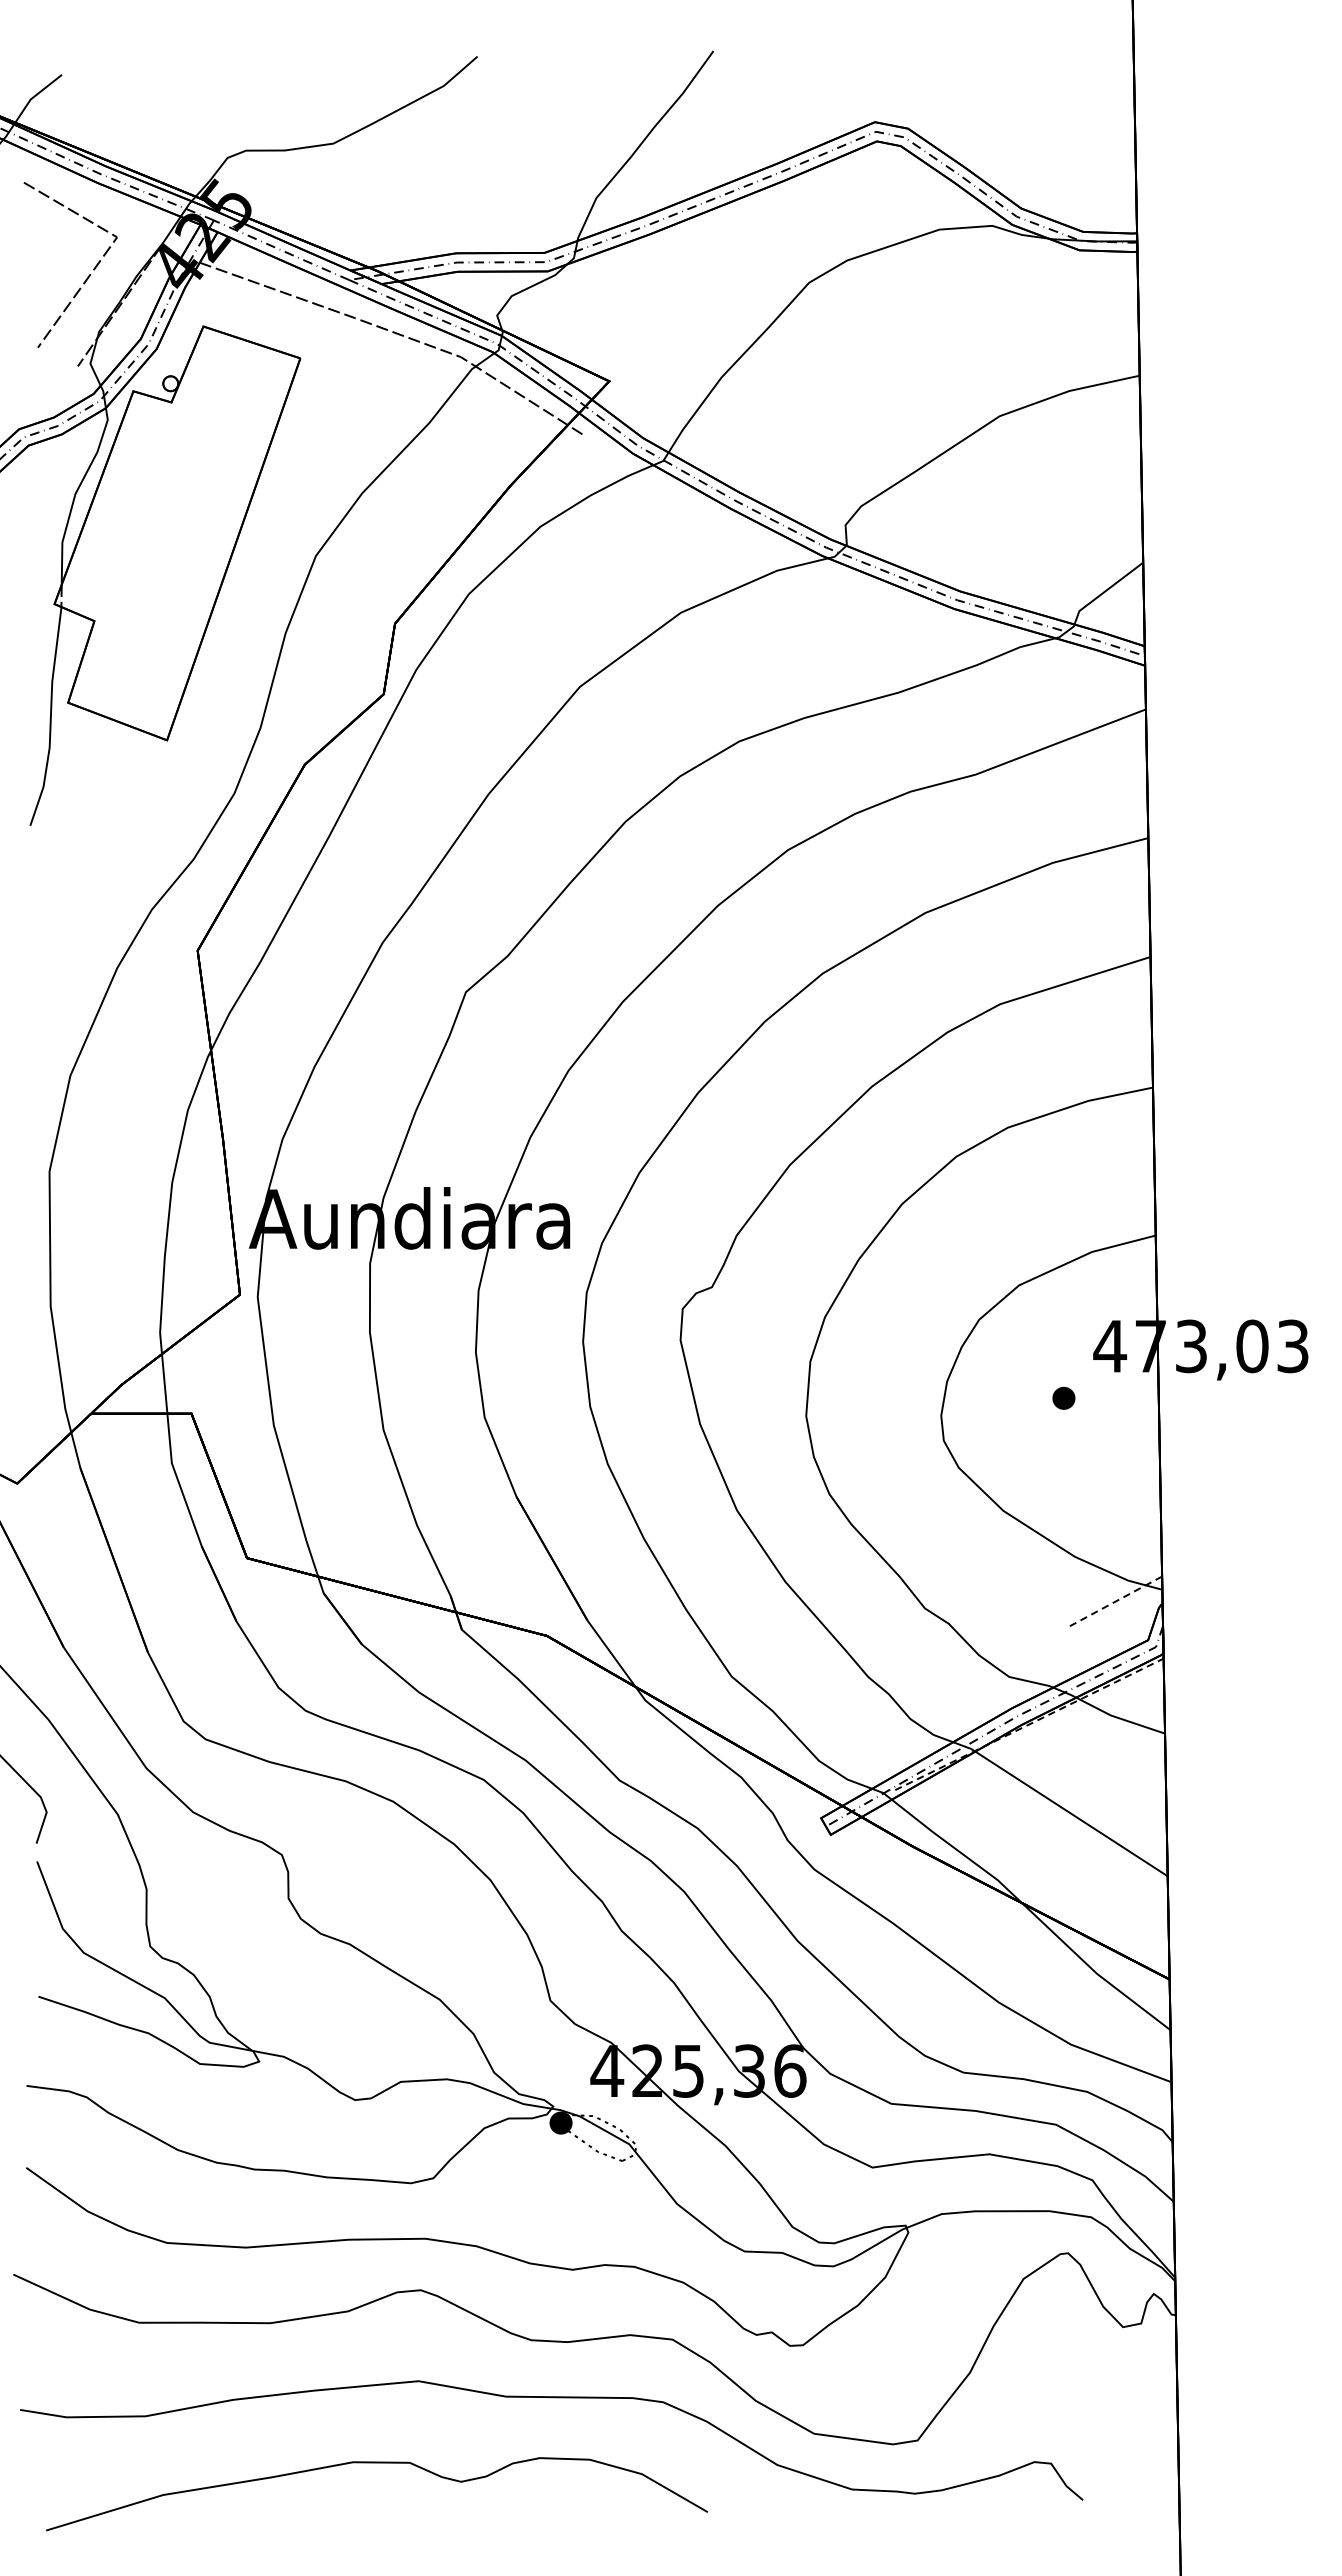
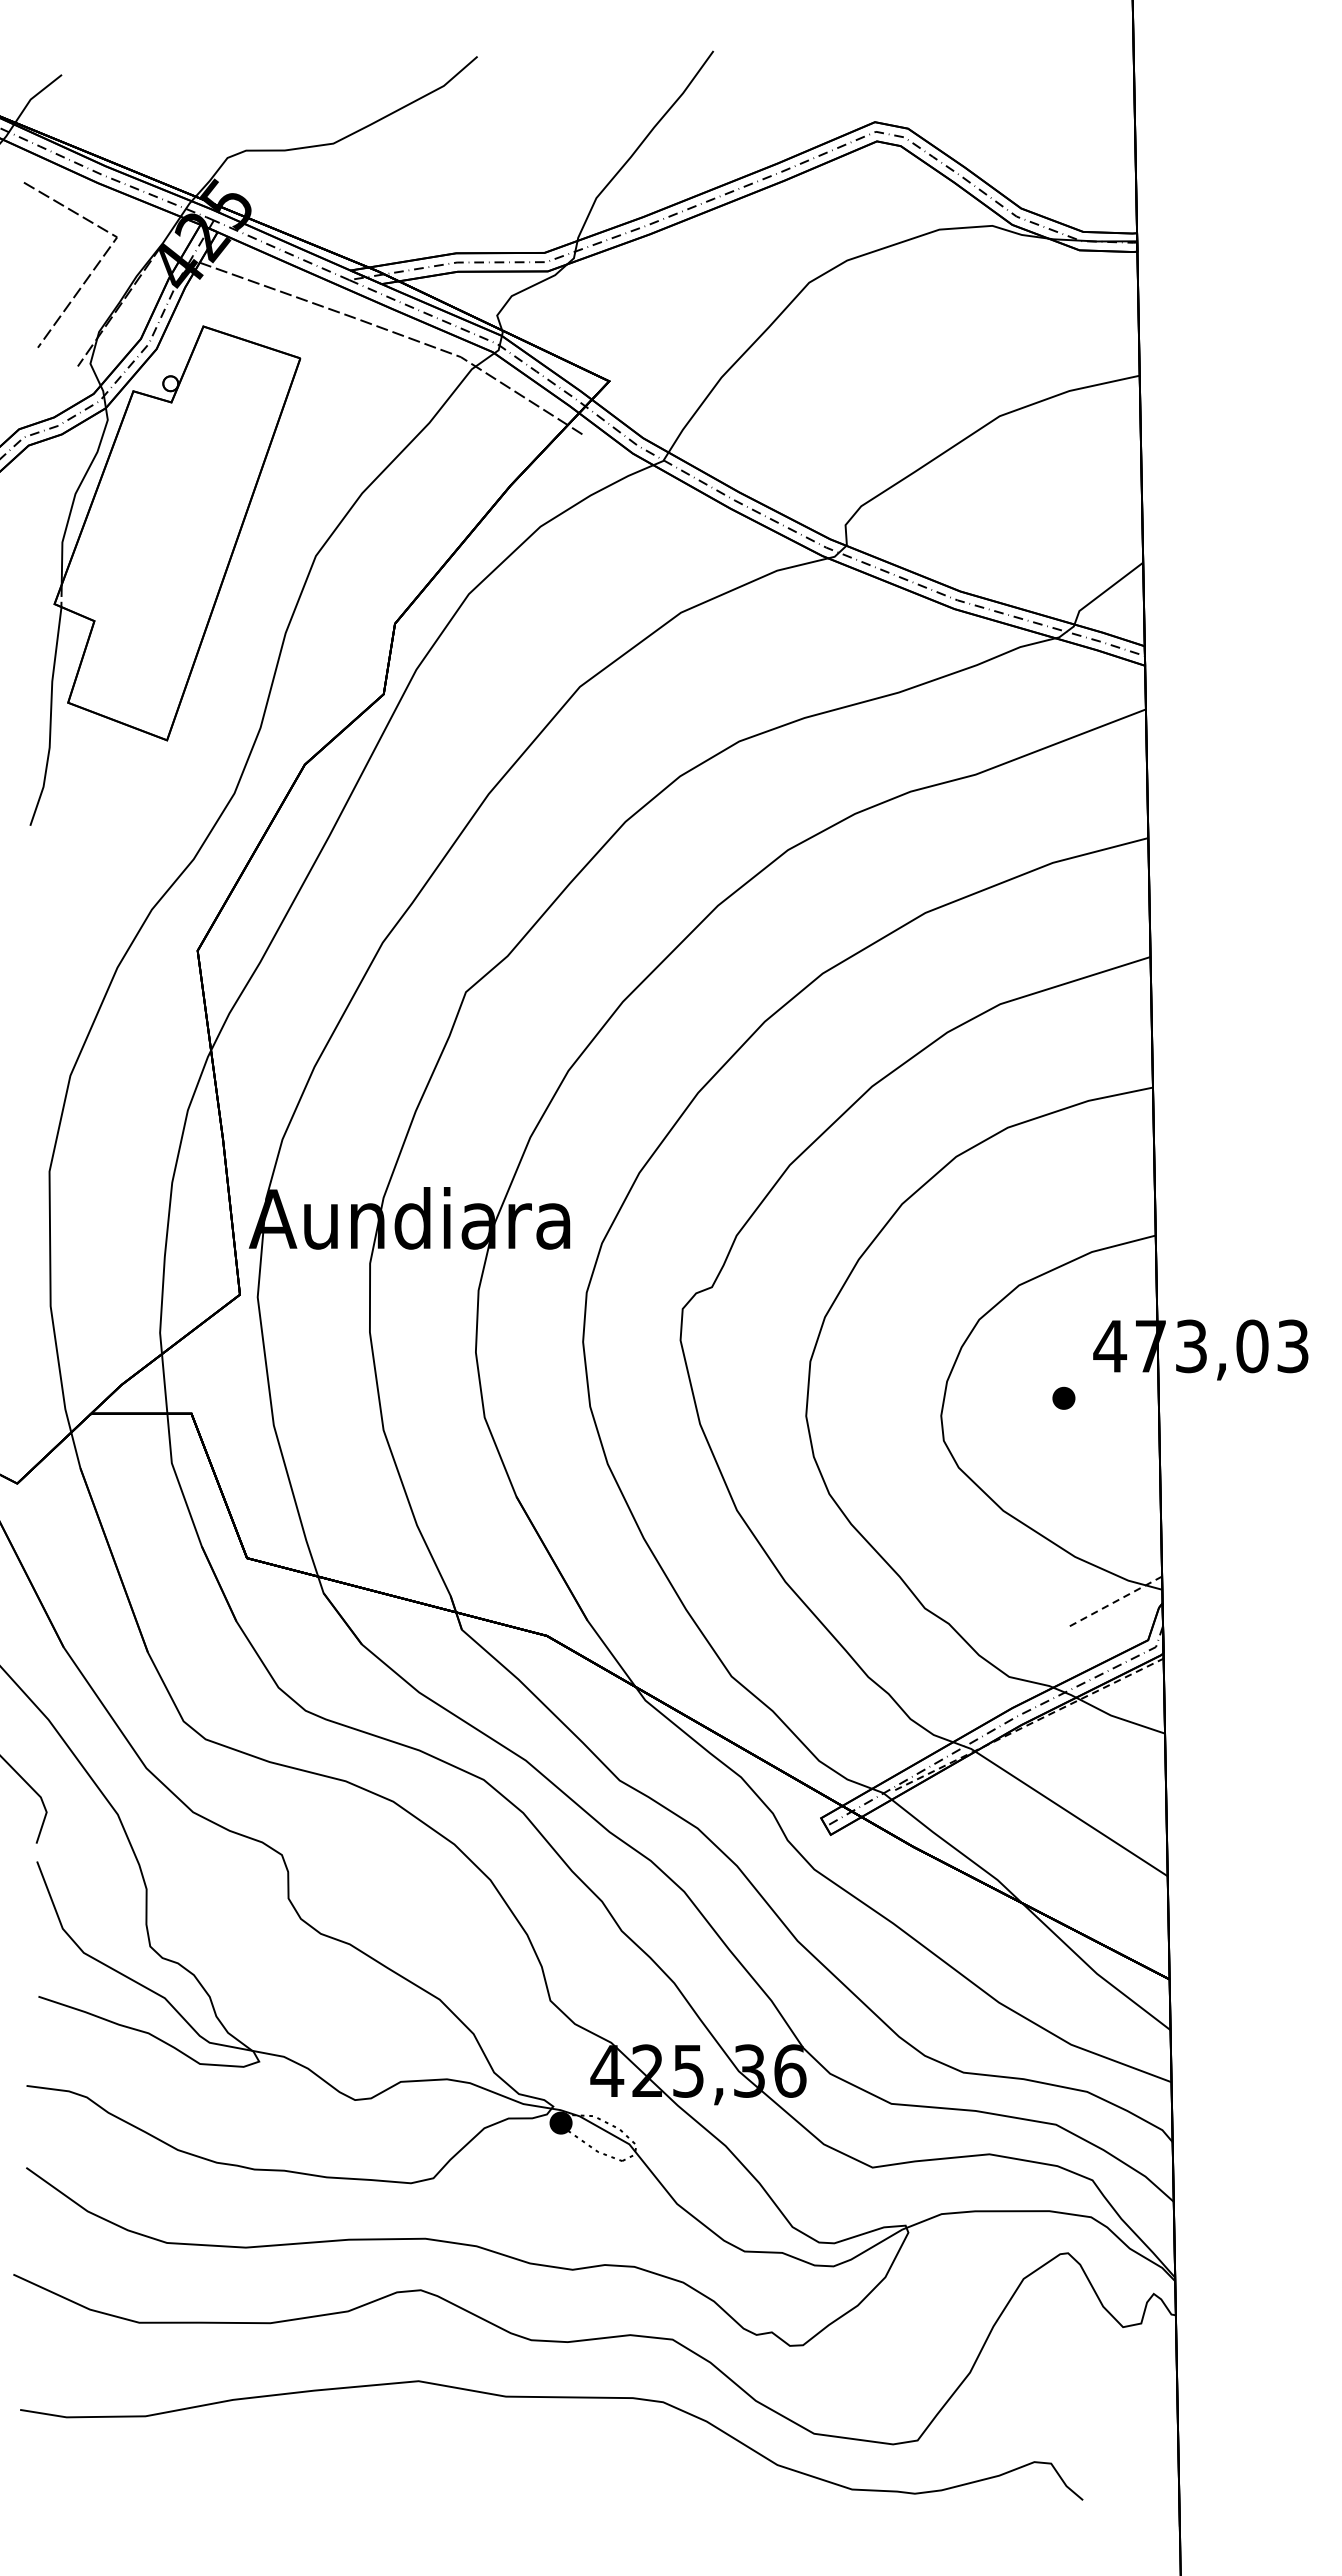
curve: present -> none (377, 2463)
